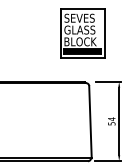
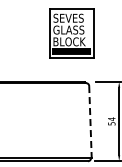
part position: (82, 33) -> (71, 33) (71, 33)
line: solid -> dashed (90, 122)
